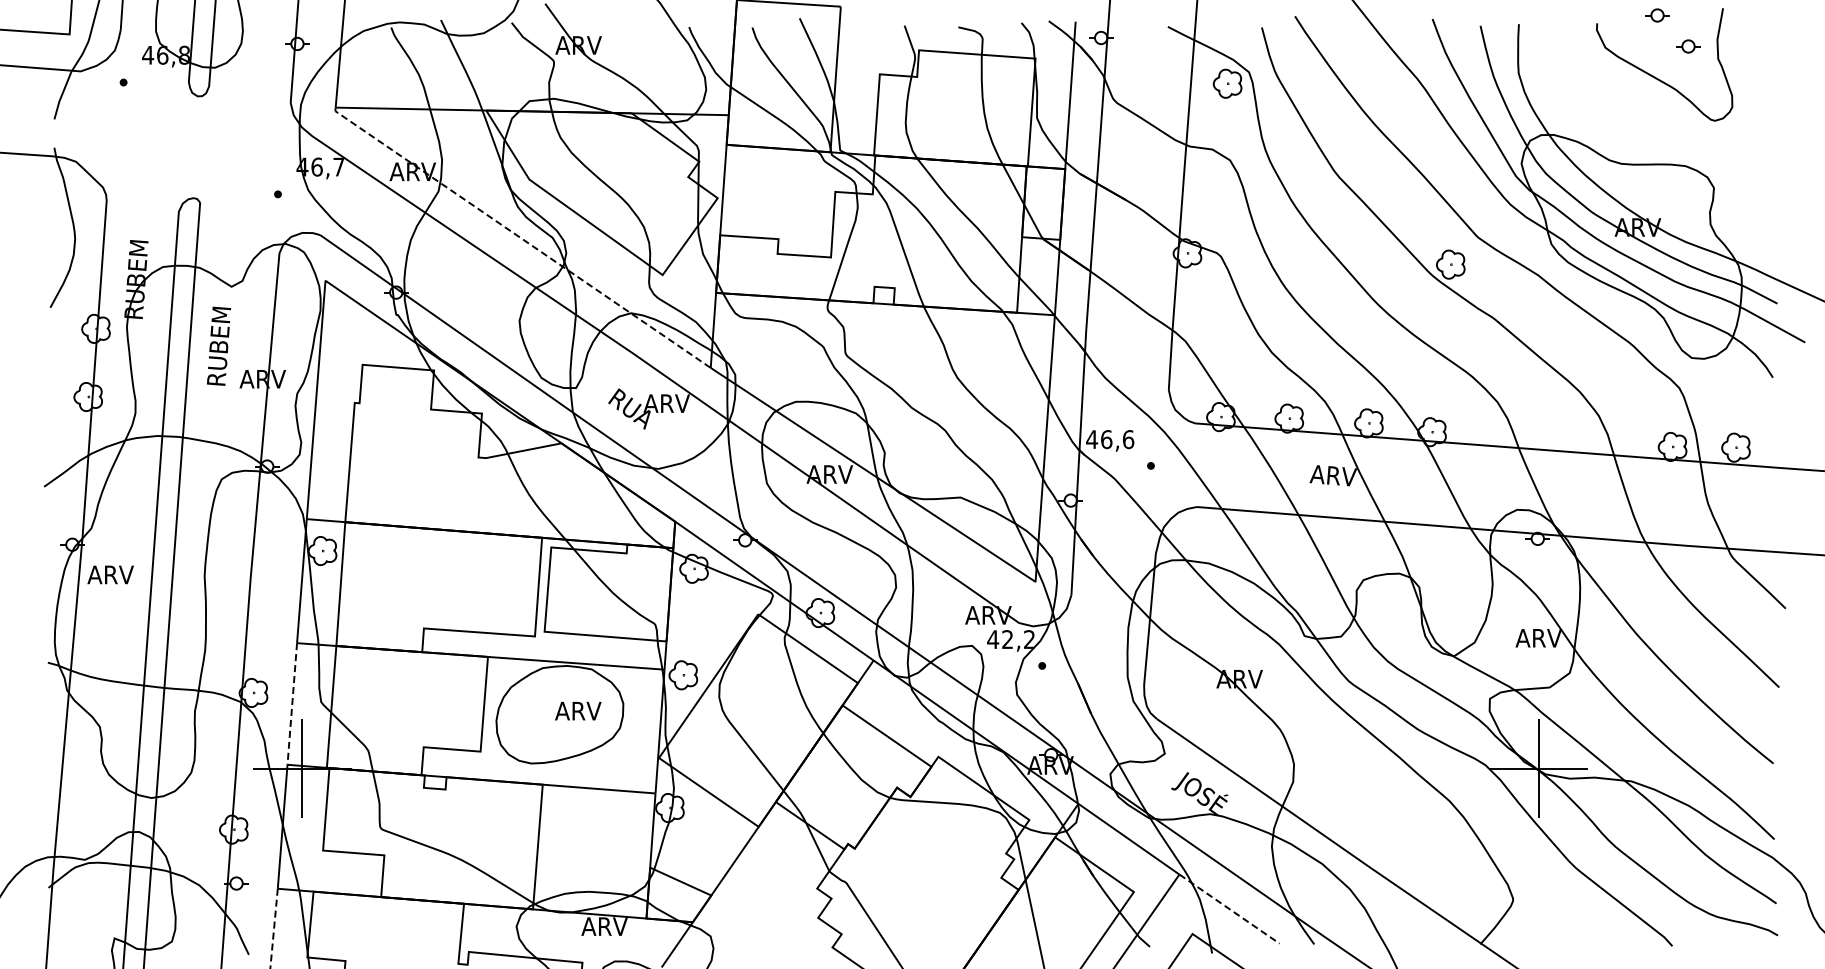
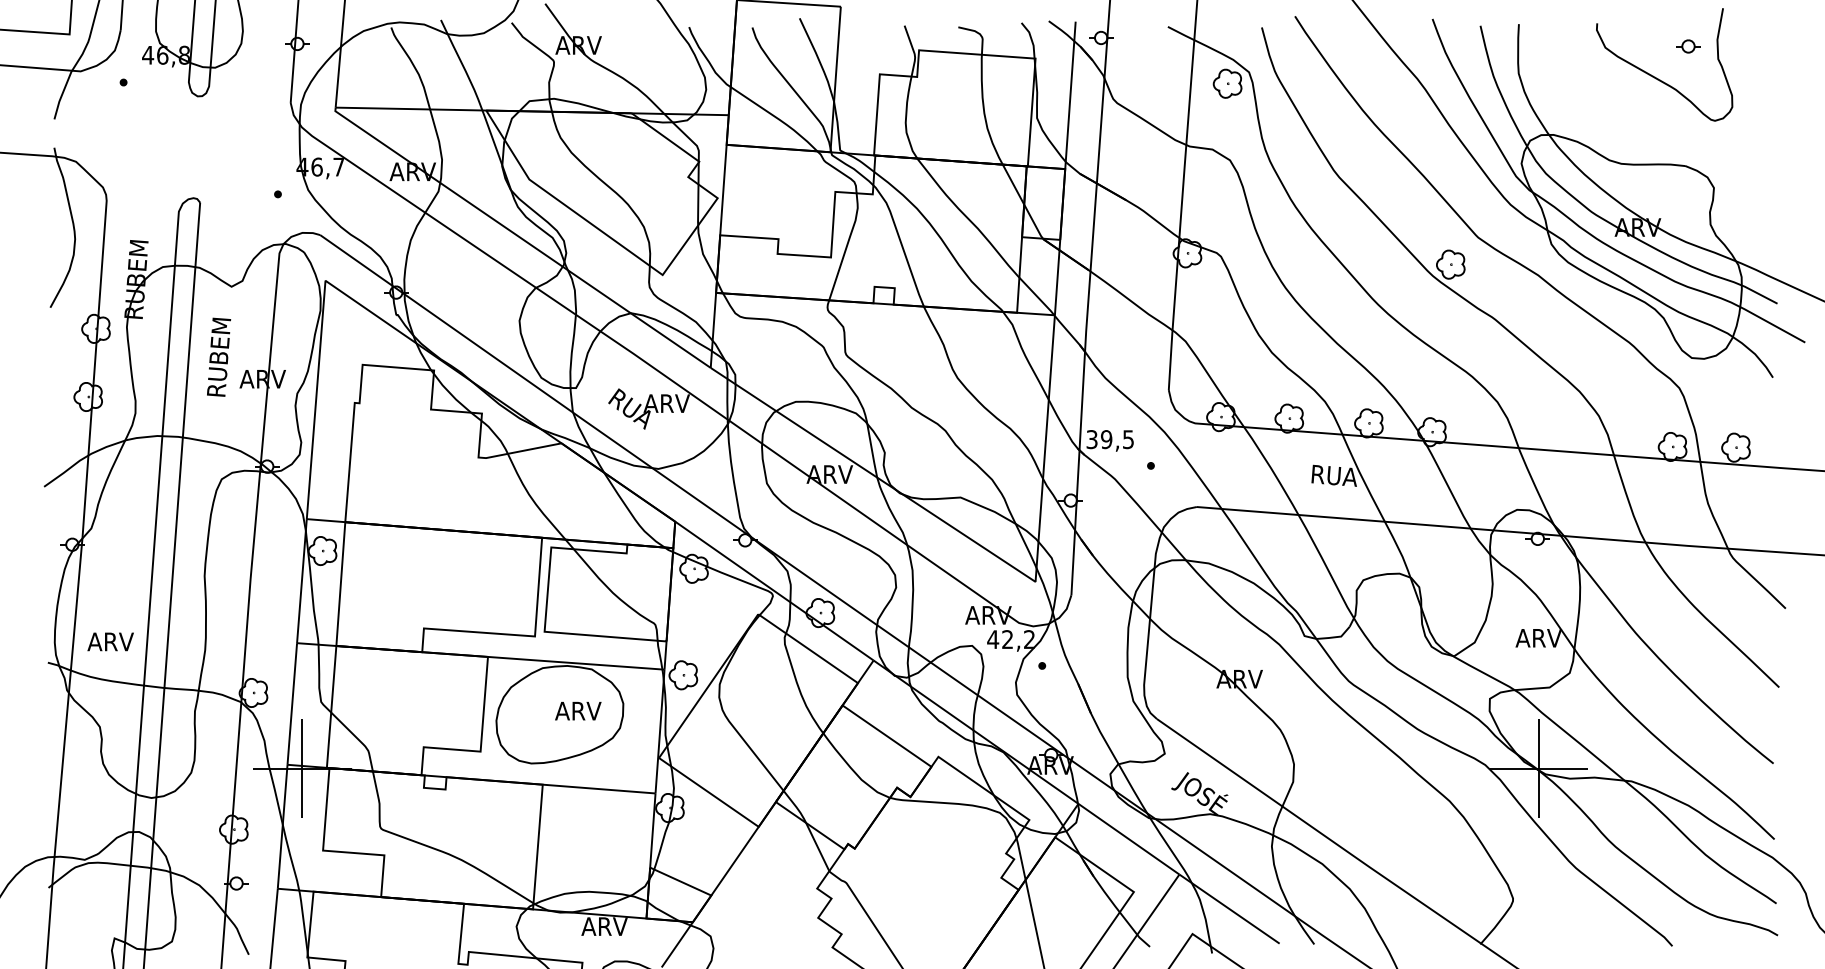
part: present -> none (1657, 15)
line: dashed -> solid (520, 238)
text position: (219, 345) -> (219, 356) (219, 356)
text: 46,6 -> 39,5 (1110, 439)
text: ARV -> RUA (1332, 475)
text position: (110, 574) -> (110, 641) (110, 641)
line: dashed -> solid (292, 704)
line: dashed -> solid (1229, 909)
line: dashed -> solid (274, 928)
